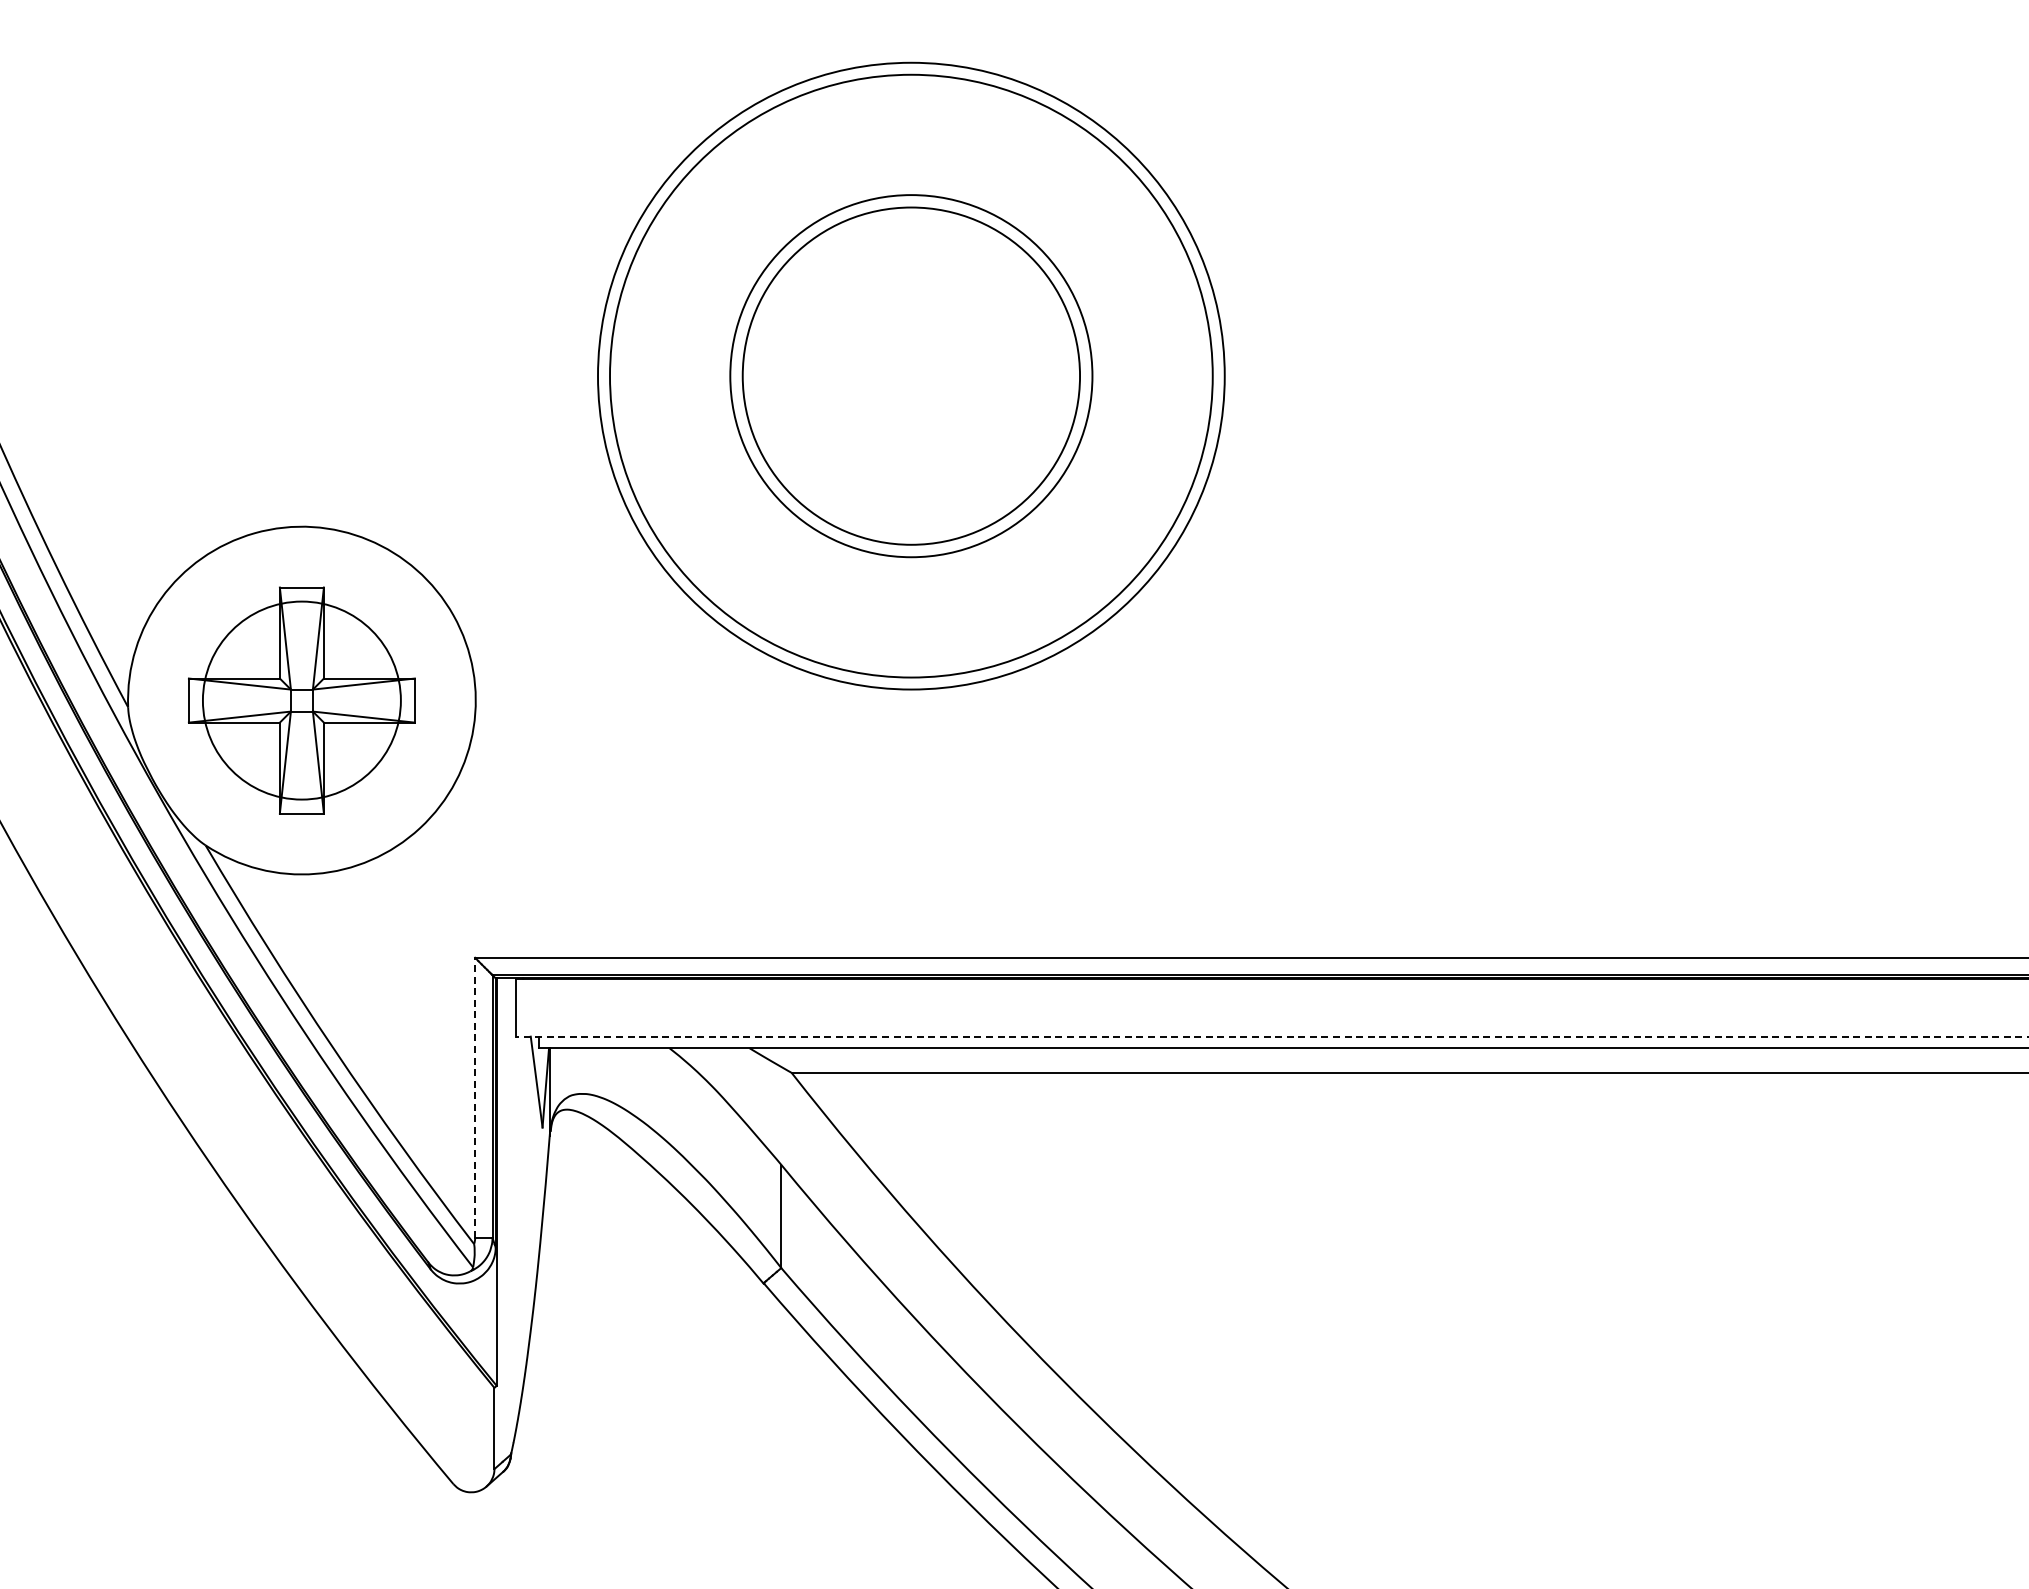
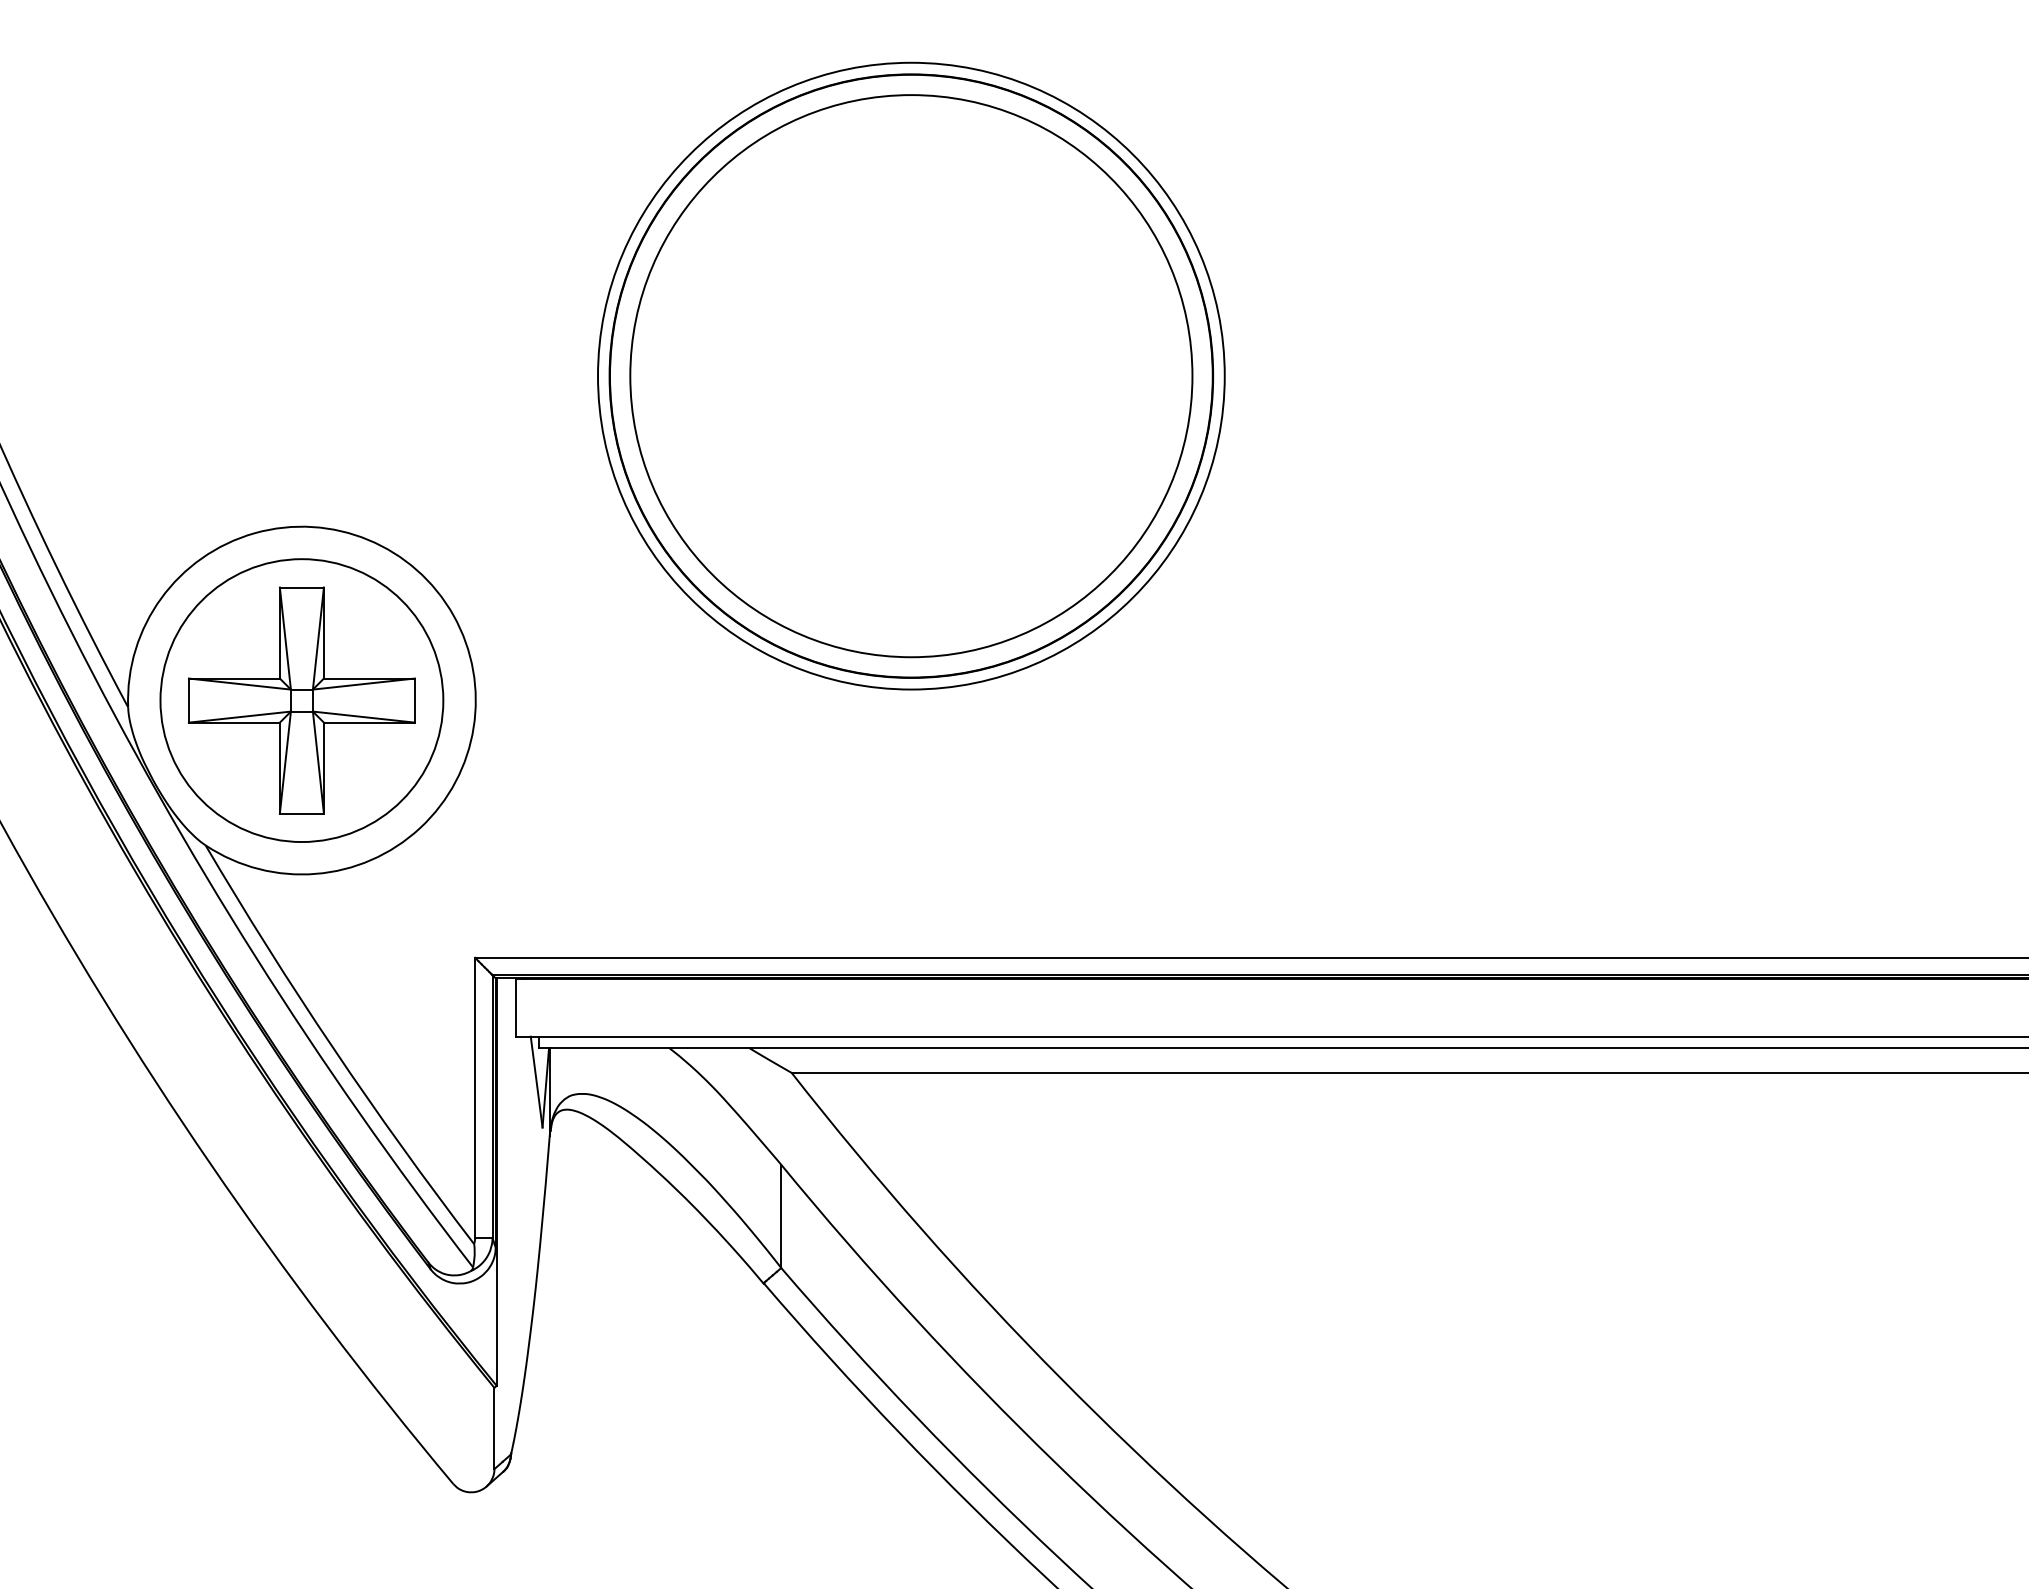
circle diameter: 337 px -> 562 px (911, 376)
circle diameter: 362 px -> 604 px (911, 375)
circle diameter: 198 px -> 283 px (301, 700)
line: dashed -> solid (1271, 1036)
line: dashed -> solid (475, 1097)
